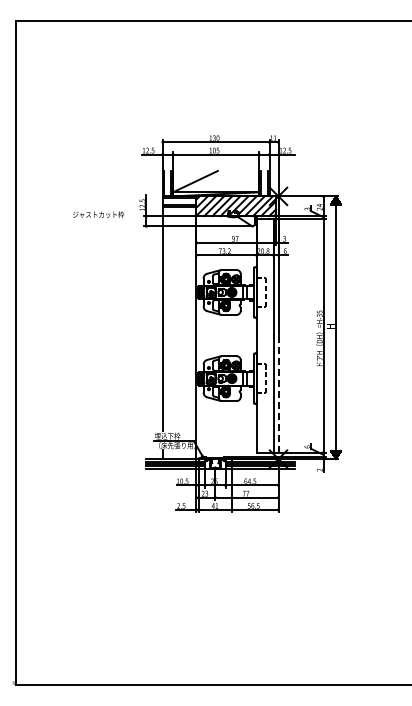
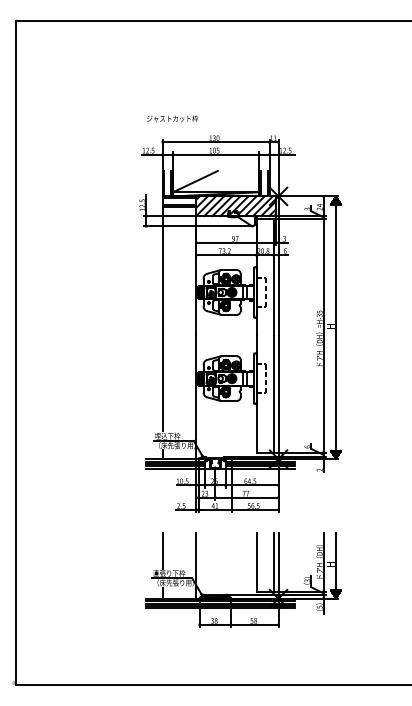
text position: (98, 214) -> (172, 118) (172, 118)
line: dashed -> solid (278, 398)
part: none -> present (256, 579)
